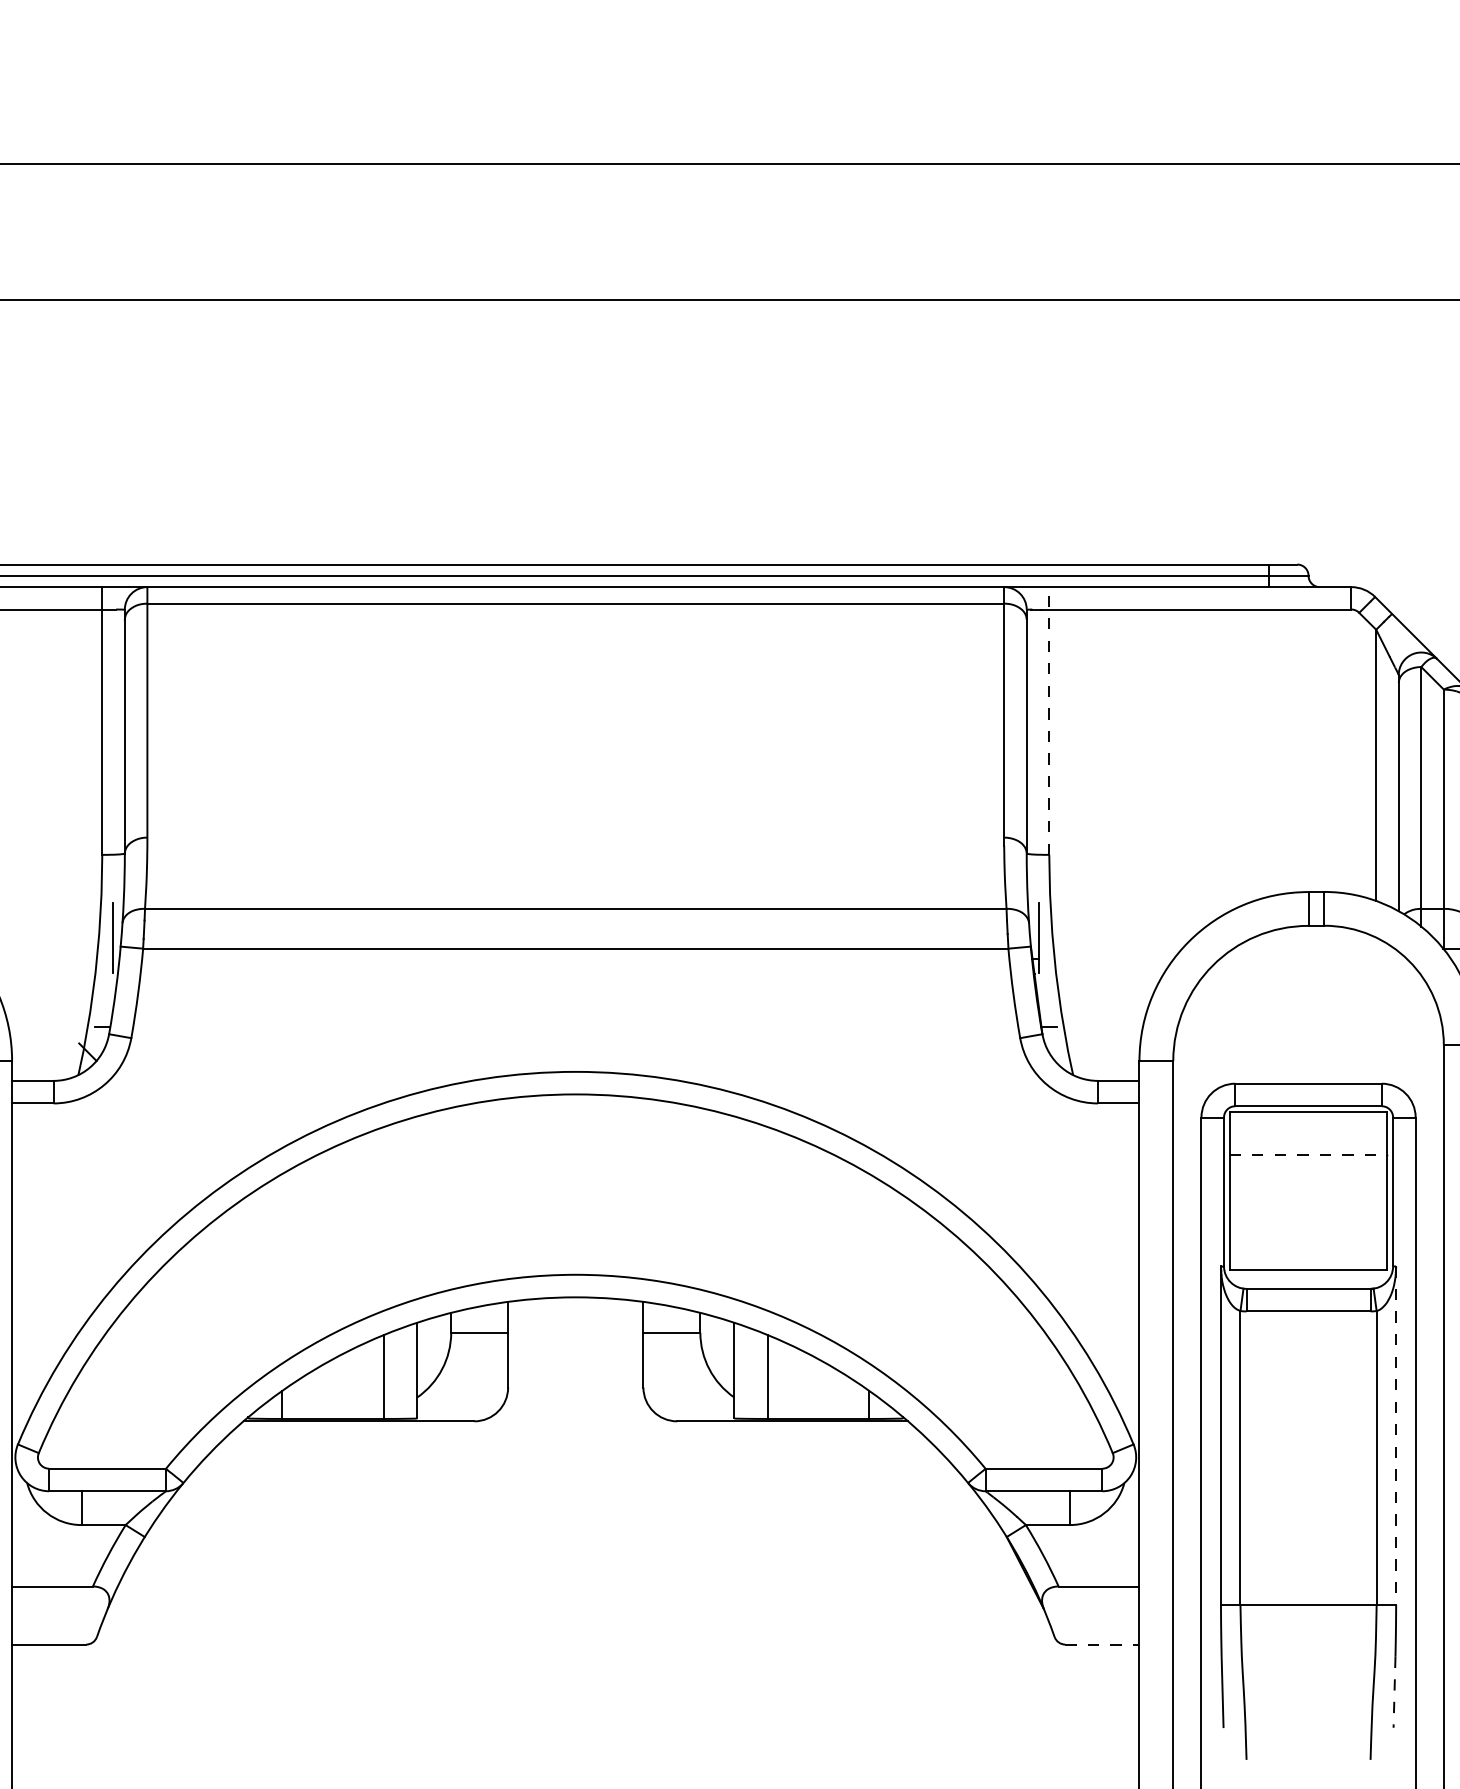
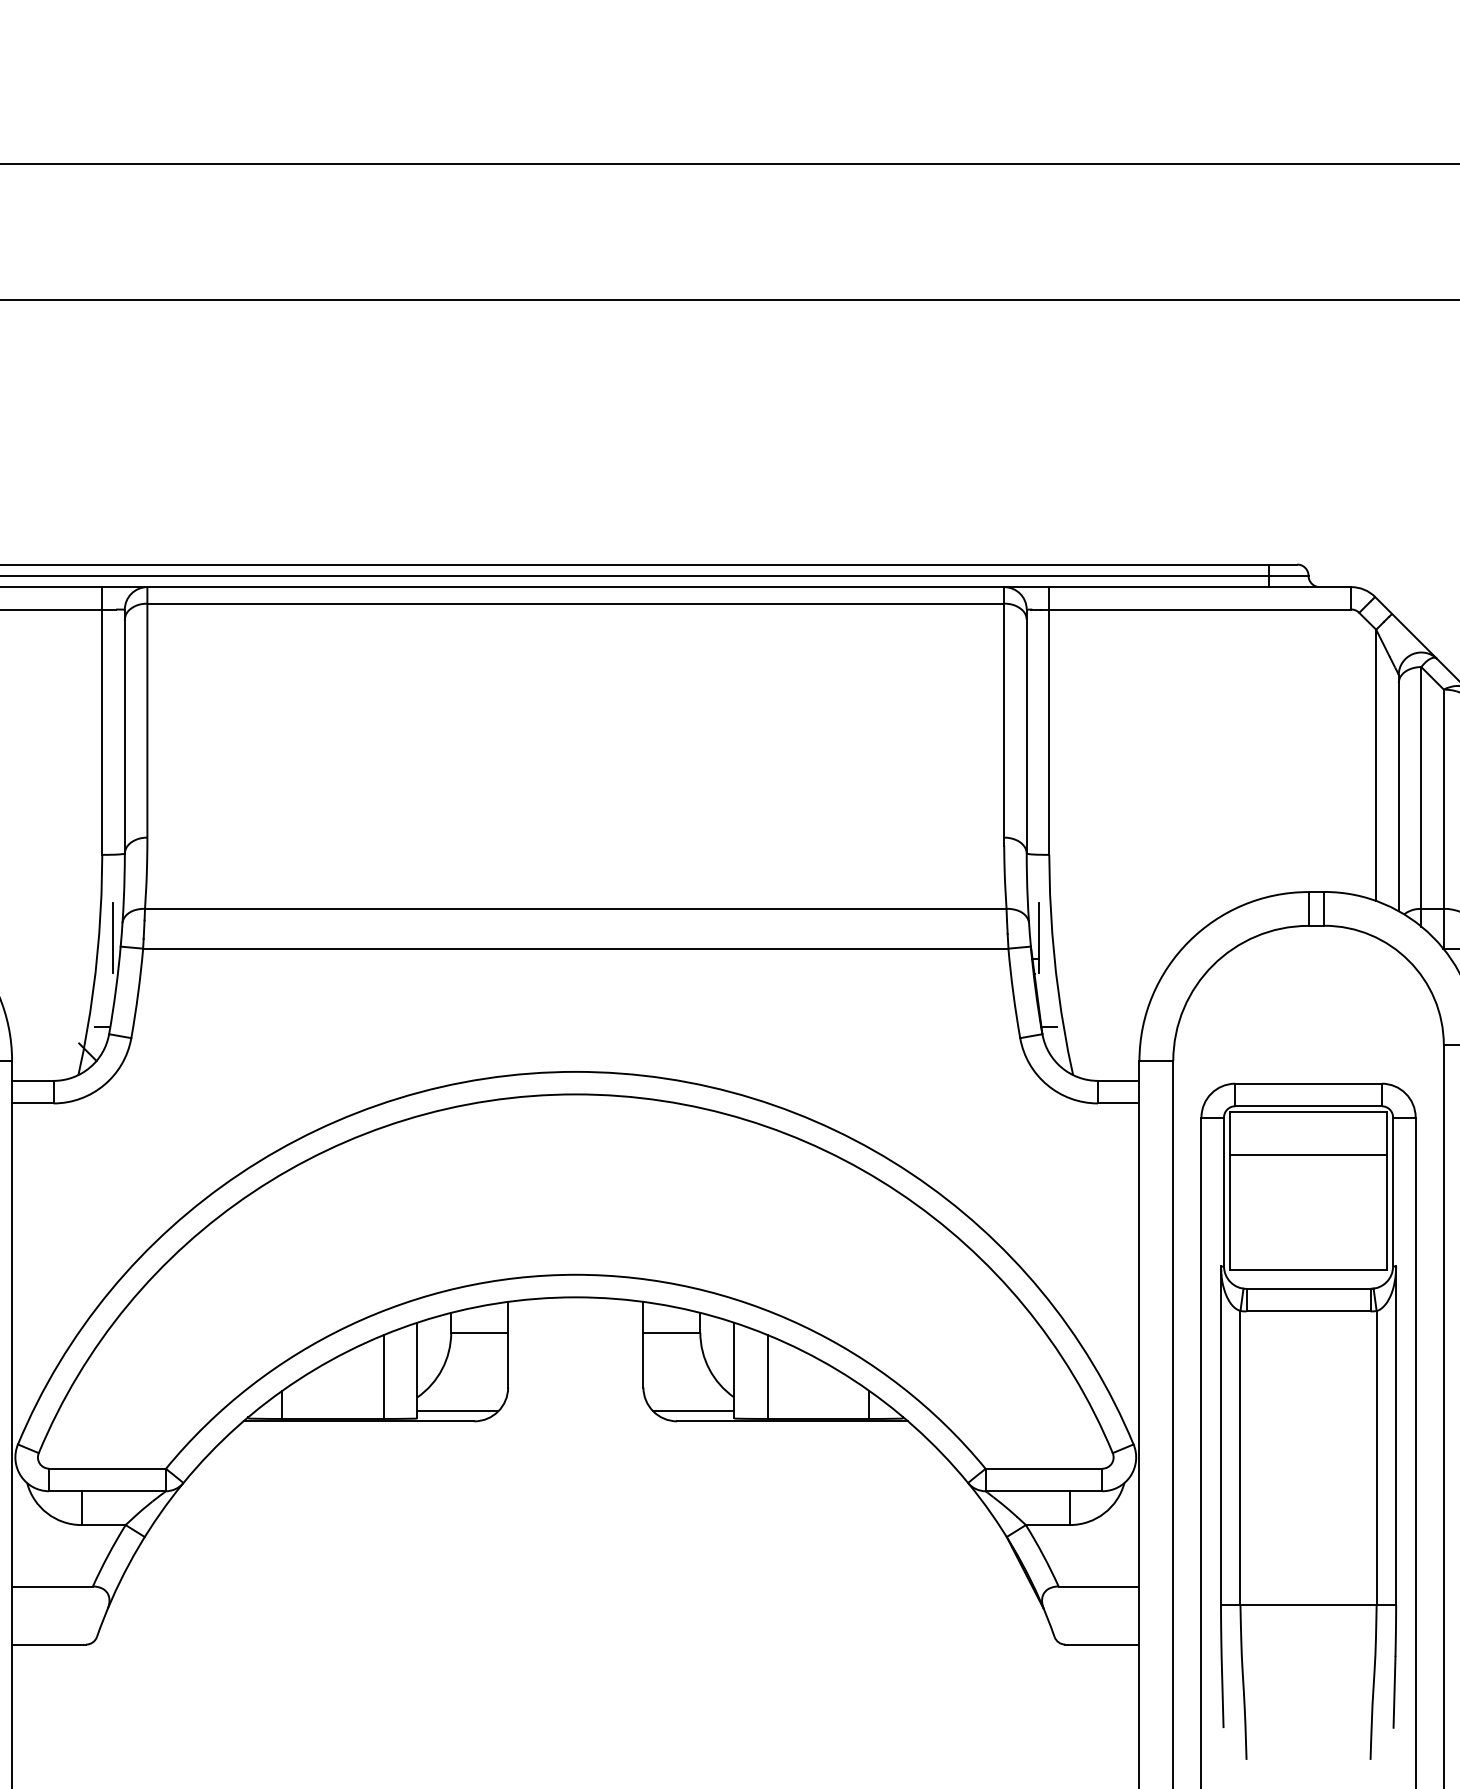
line: dashed -> solid (1049, 720)
line: dashed -> solid (1308, 1154)
line: none -> present (457, 1411)
line: none -> present (693, 1411)
line: dashed -> solid (1396, 1436)
line: dashed -> solid (1102, 1644)
line: dashed -> solid (1394, 1692)
